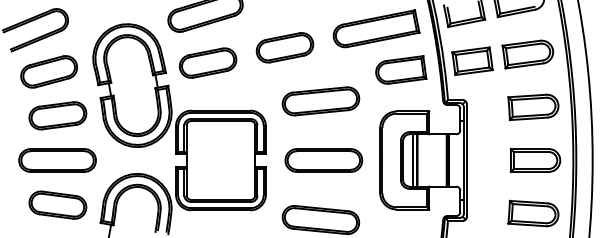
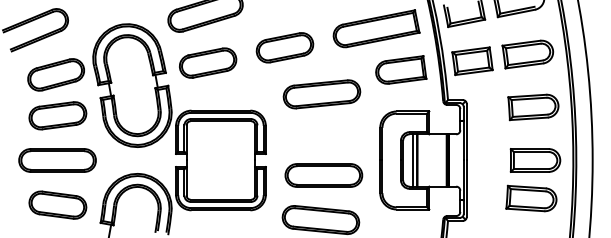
part position: (48, 71) -> (55, 74) (55, 74)
part position: (320, 101) -> (321, 94) (321, 94)
part position: (323, 160) -> (323, 175) (323, 175)
part position: (533, 213) -> (531, 198) (531, 198)
